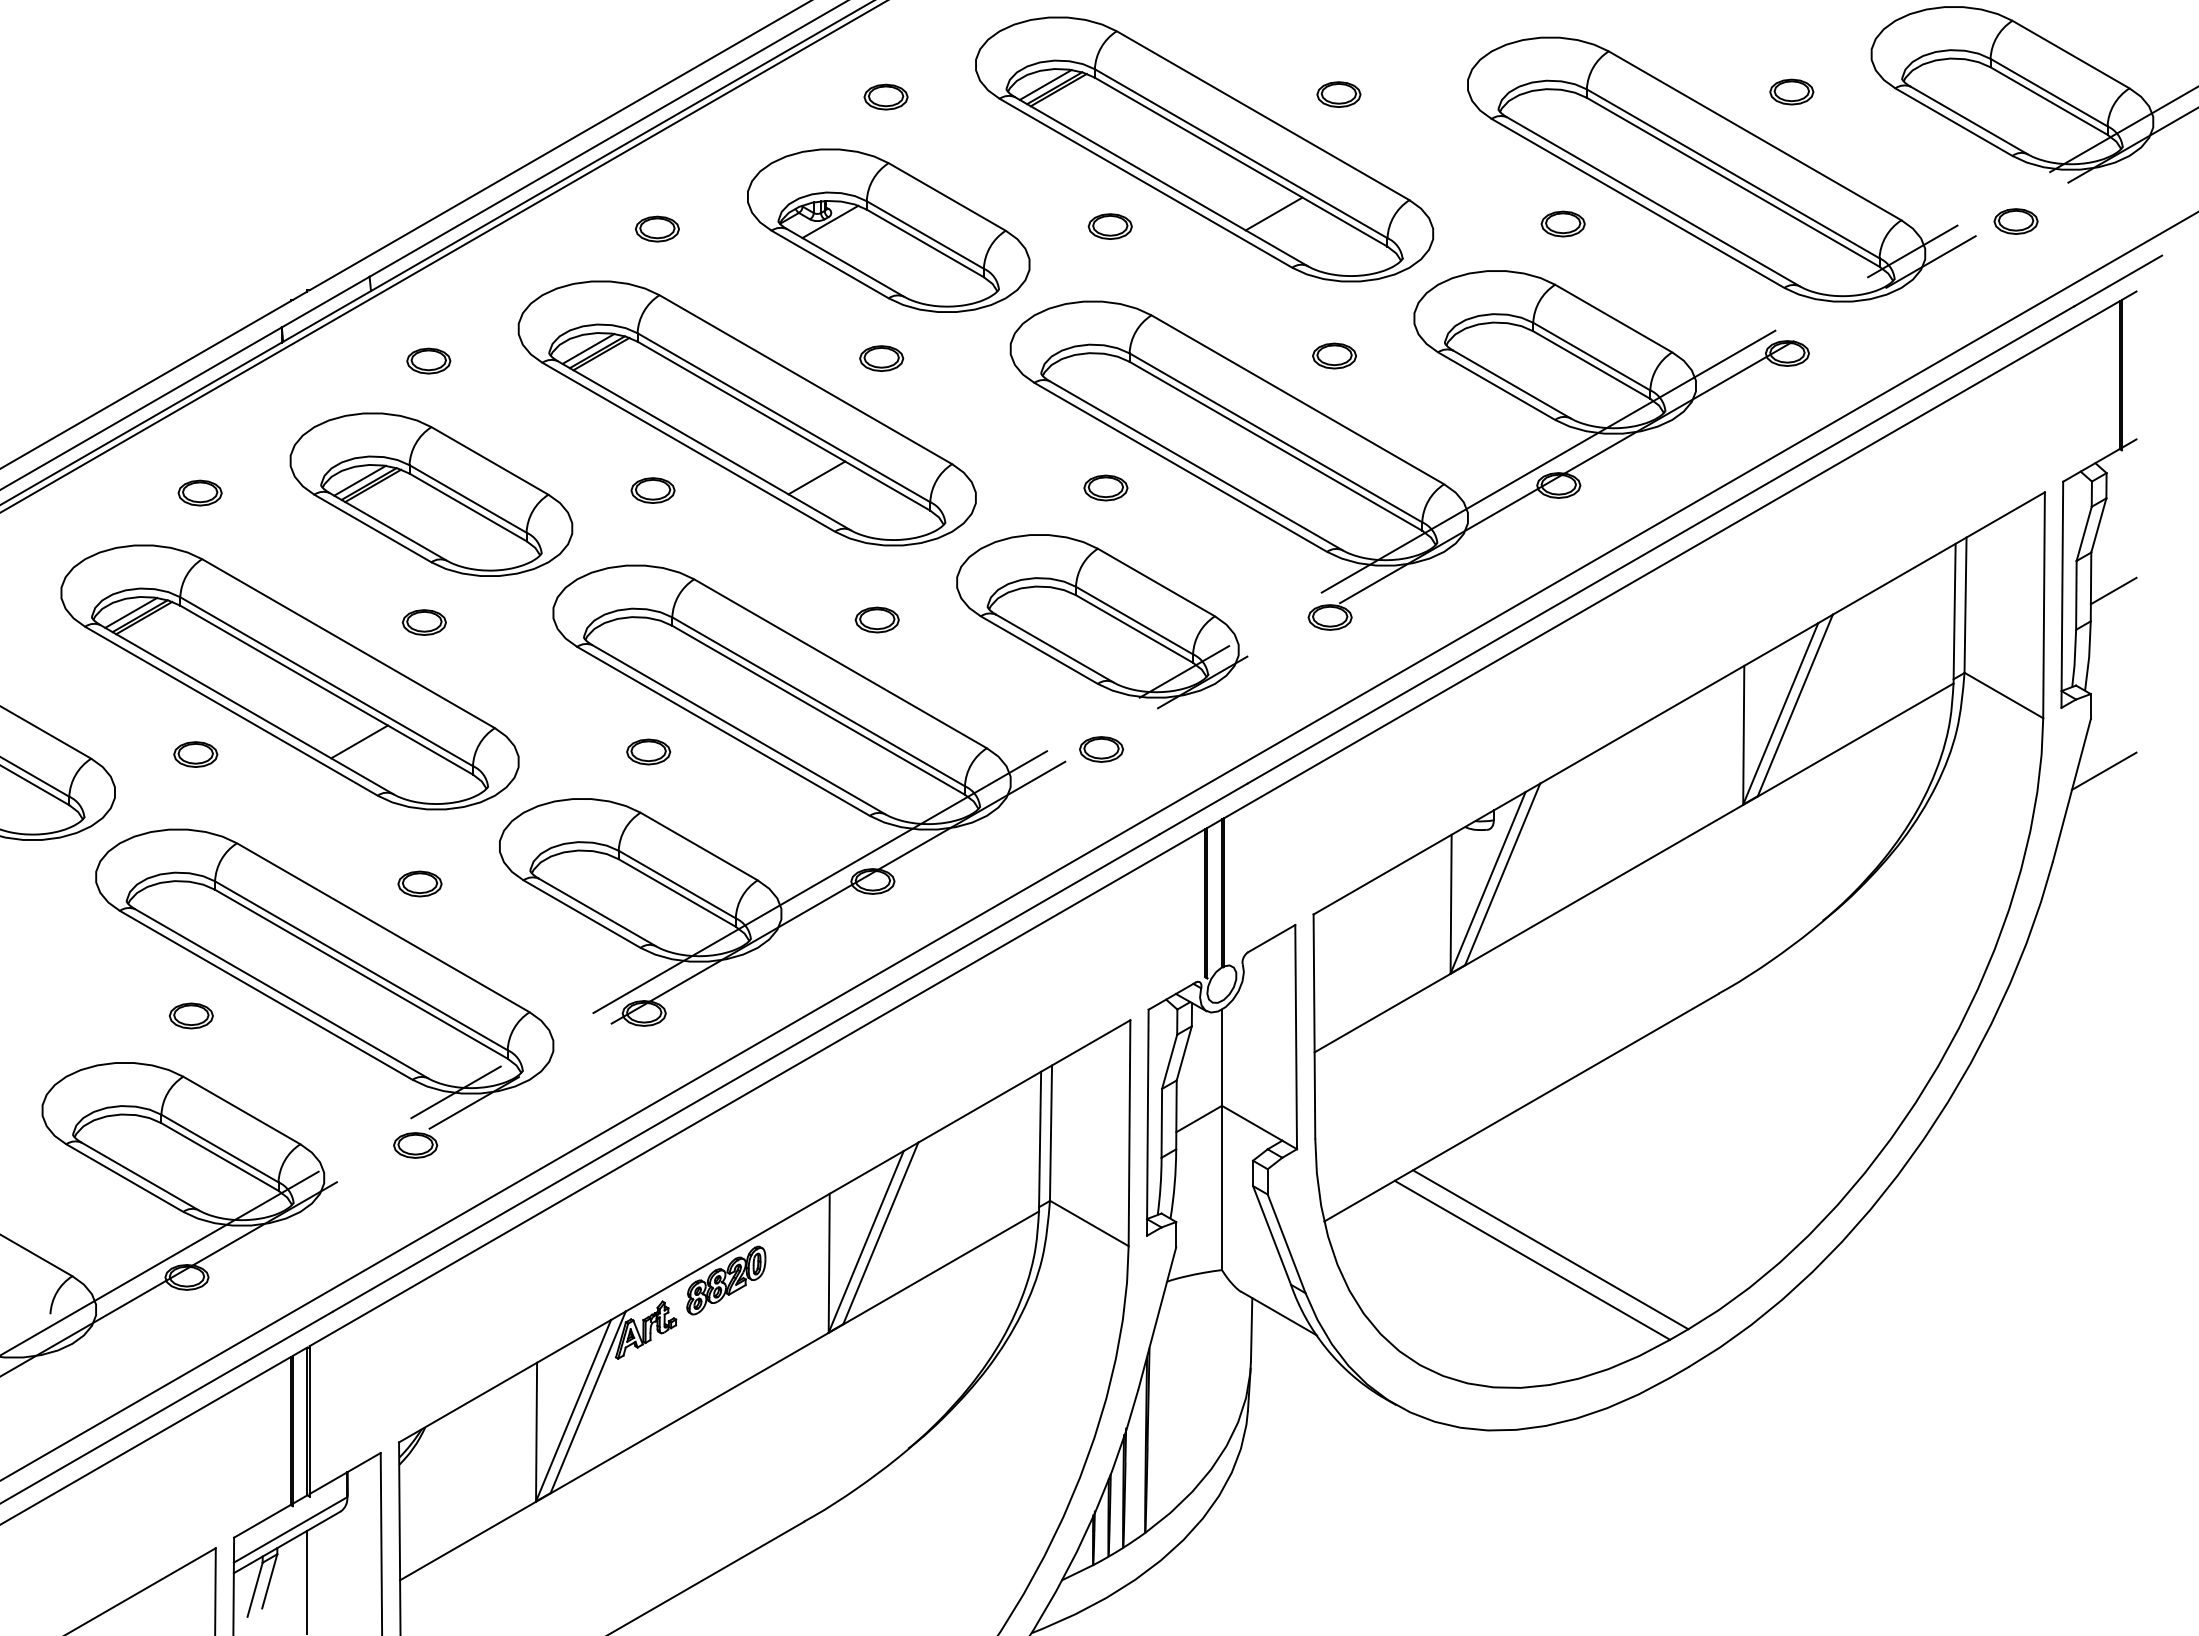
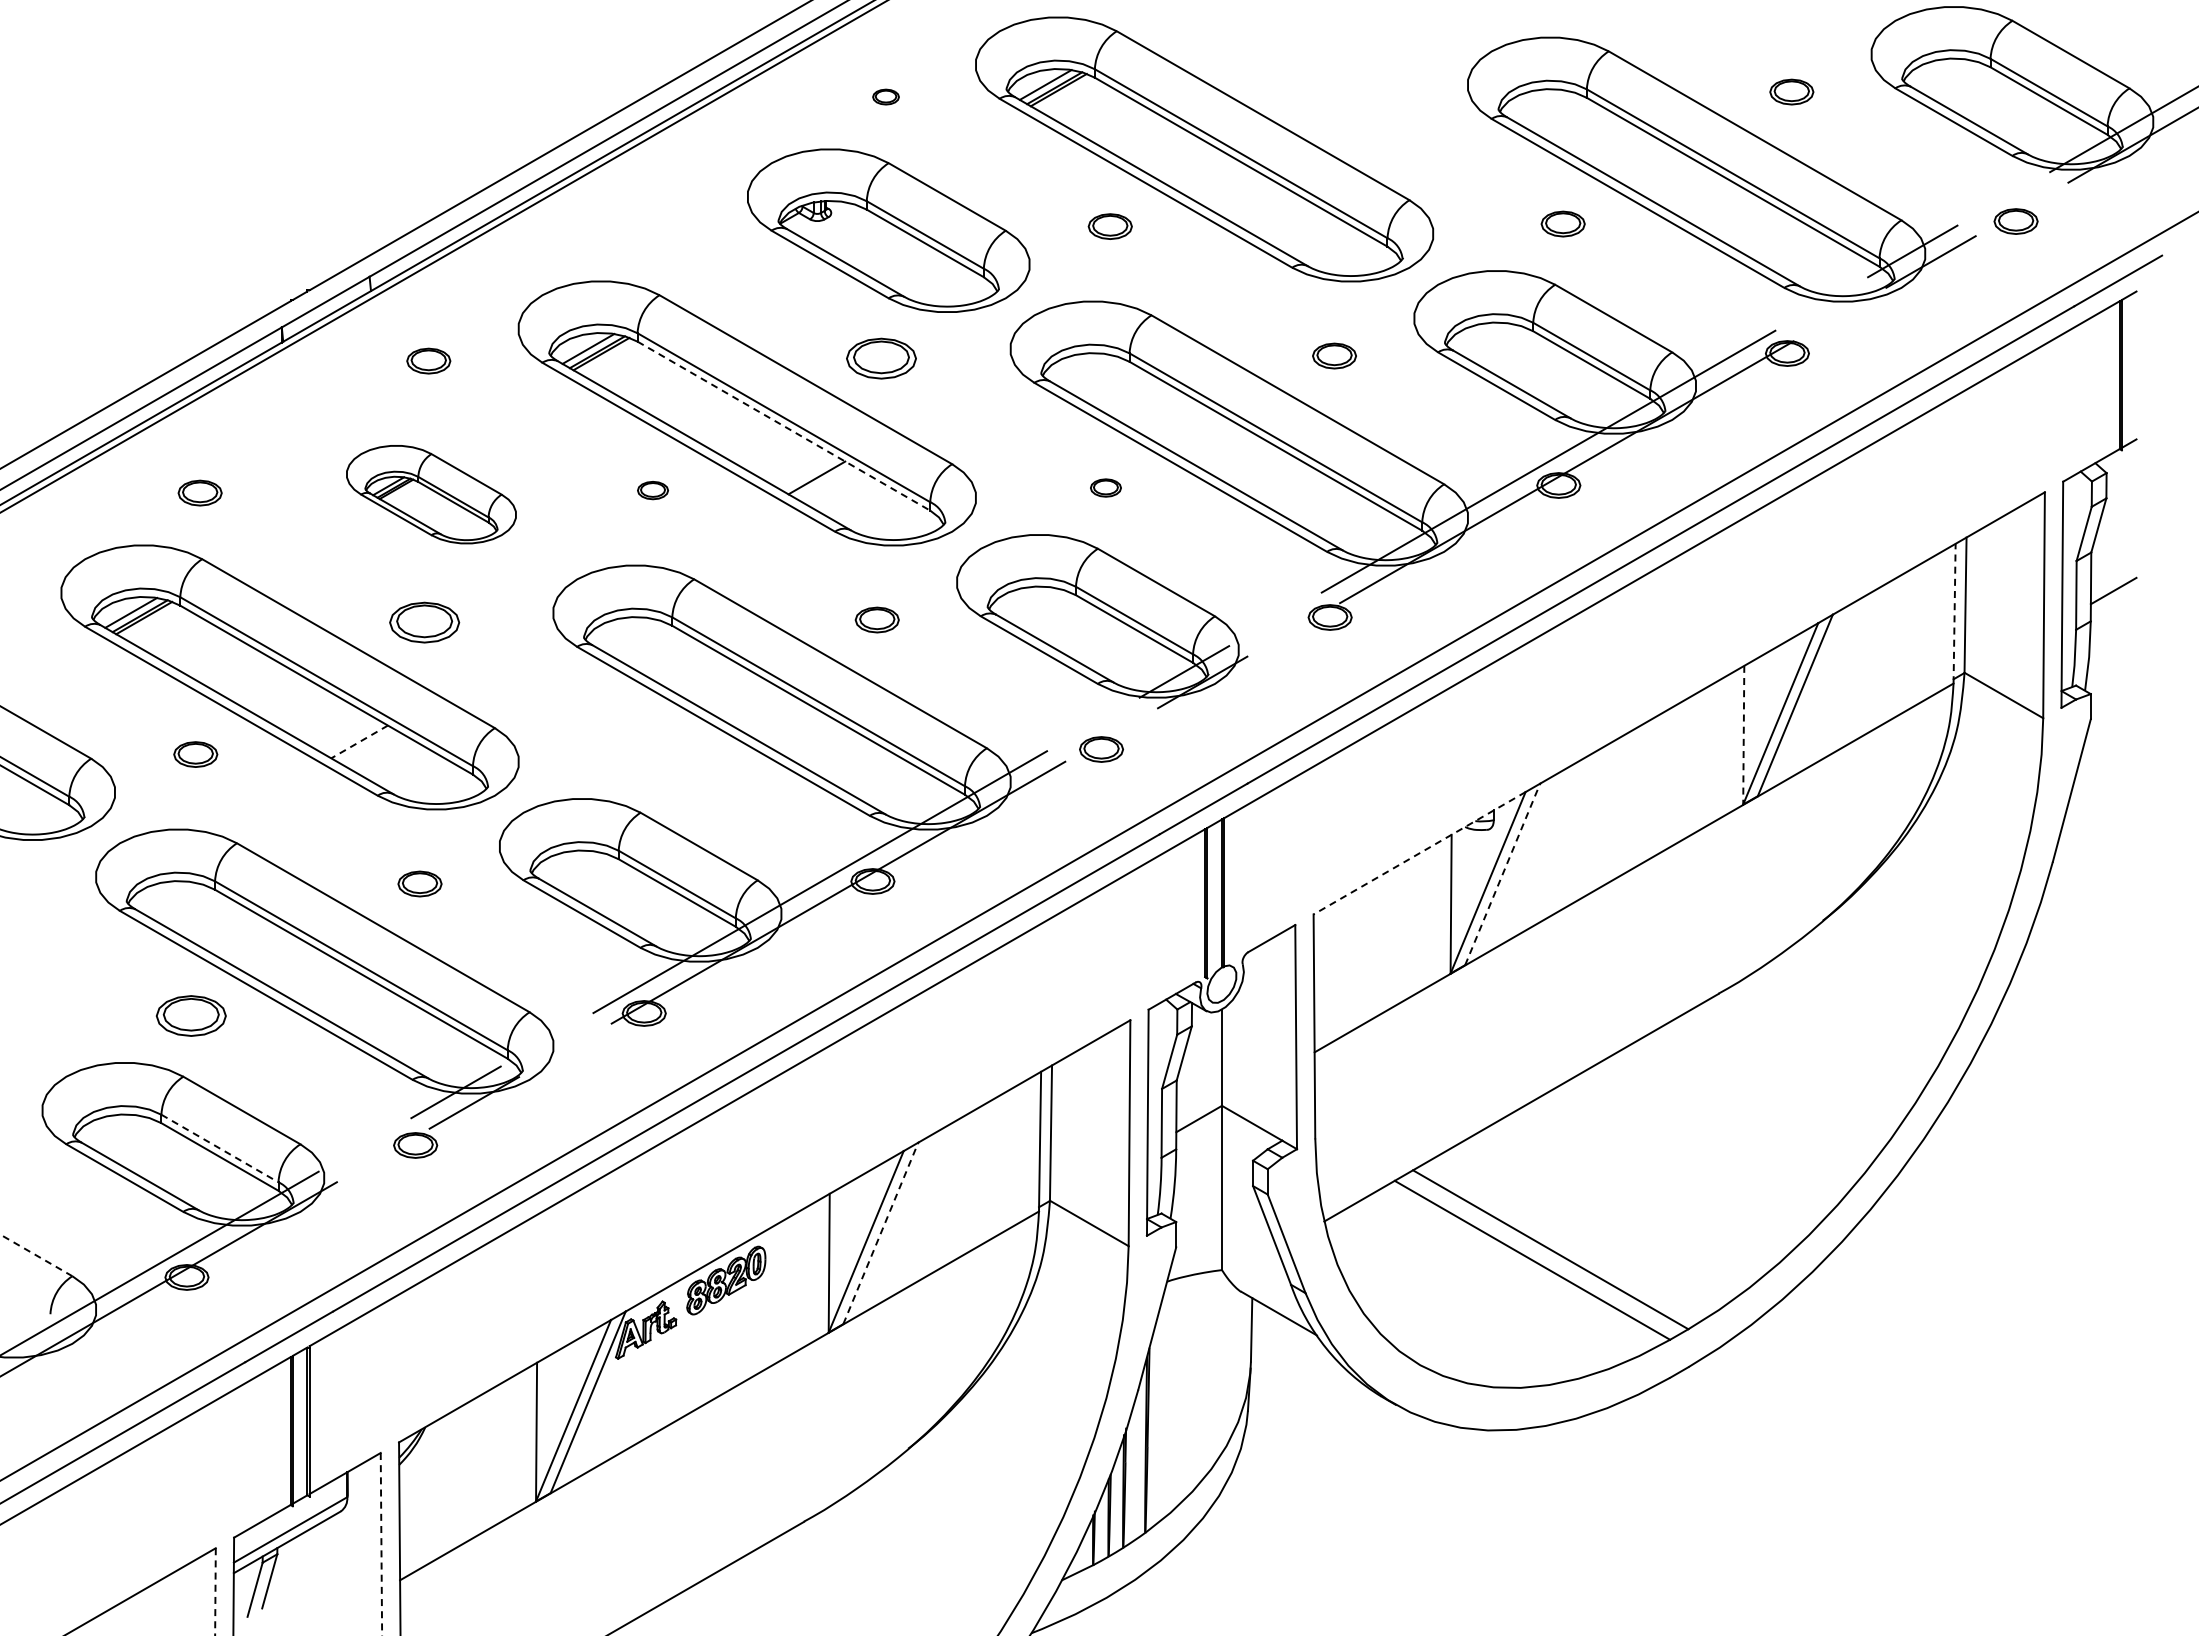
part: present -> none (1338, 94)
part size: 46x28 px -> 28x18 px (885, 96)
line: present -> none (1273, 213)
line: present -> none (830, 221)
part: present -> none (657, 228)
part size: 46x27 px -> 71x43 px (881, 358)
line: solid -> dashed (783, 426)
part size: 46x28 px -> 32x20 px (1105, 487)
part size: 46x27 px -> 32x20 px (652, 490)
part size: 285x165 px -> 171x100 px (431, 494)
line: solid -> dashed (1954, 613)
part size: 46x27 px -> 72x43 px (424, 622)
line: solid -> dashed (1743, 735)
line: solid -> dashed (359, 741)
part: present -> none (648, 751)
line: present -> none (2103, 770)
line: solid -> dashed (1419, 853)
line: solid -> dashed (1502, 873)
part size: 45x28 px -> 72x42 px (190, 1015)
line: solid -> dashed (219, 1148)
line: solid -> dashed (881, 1232)
line: solid -> dashed (36, 1255)
line: solid -> dashed (381, 1544)
line: present -> none (307, 1581)
line: solid -> dashed (215, 1592)
